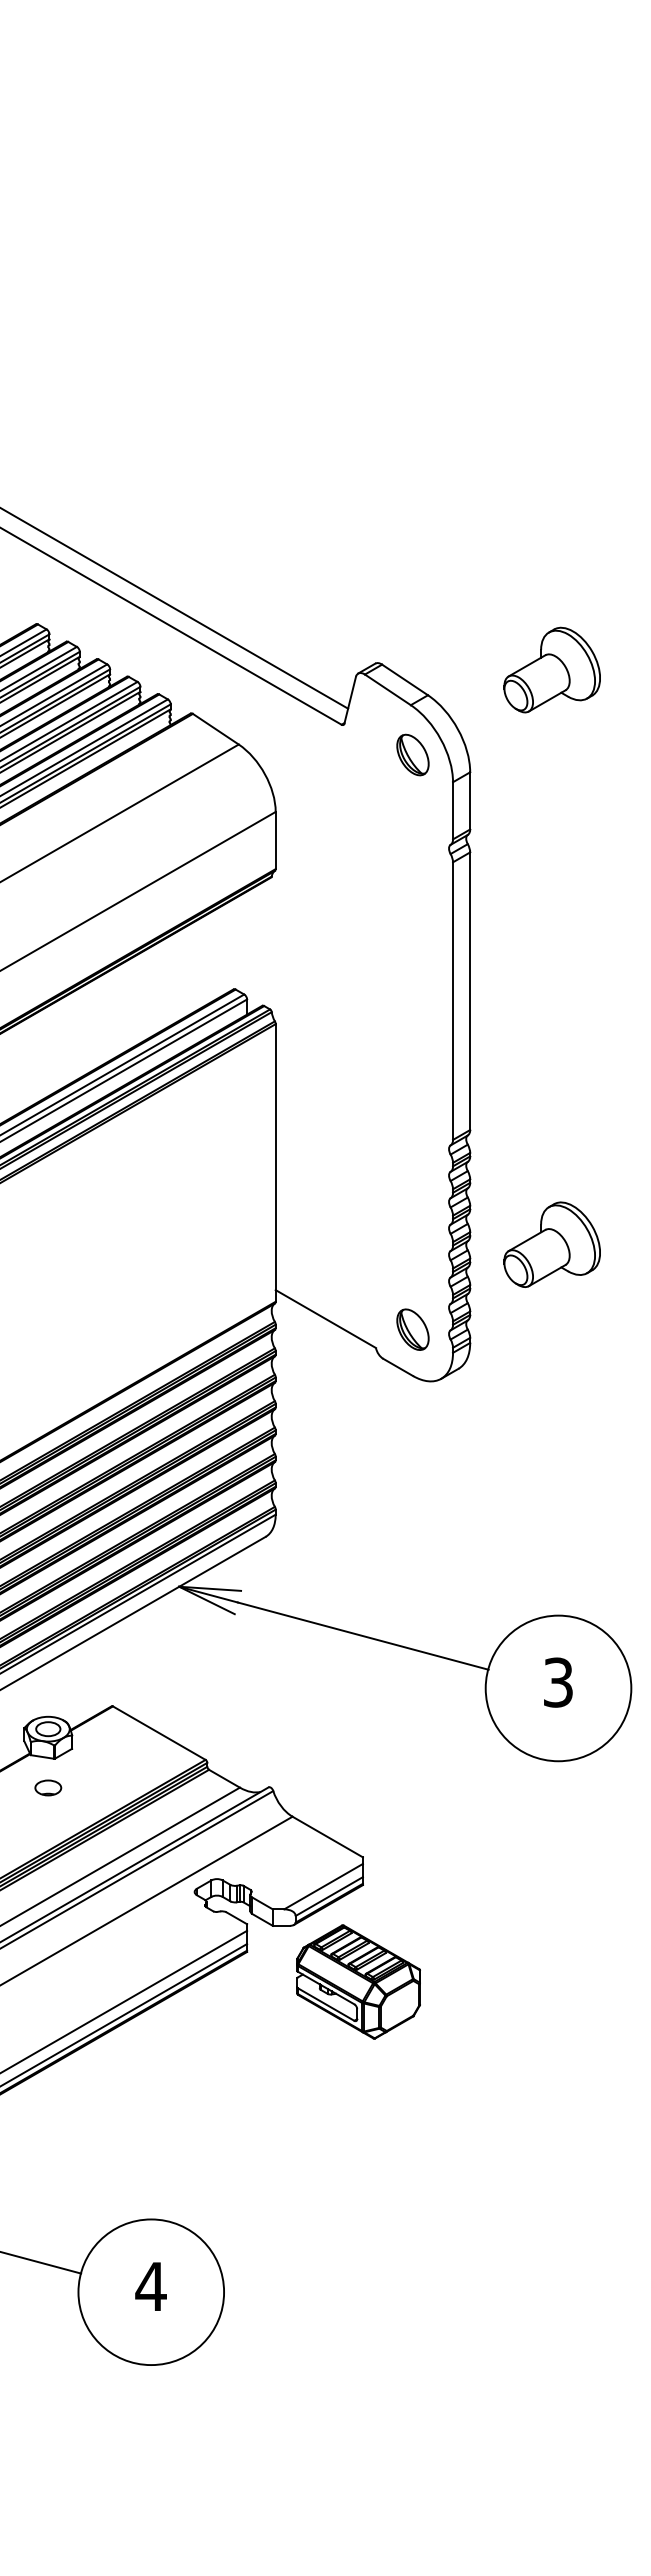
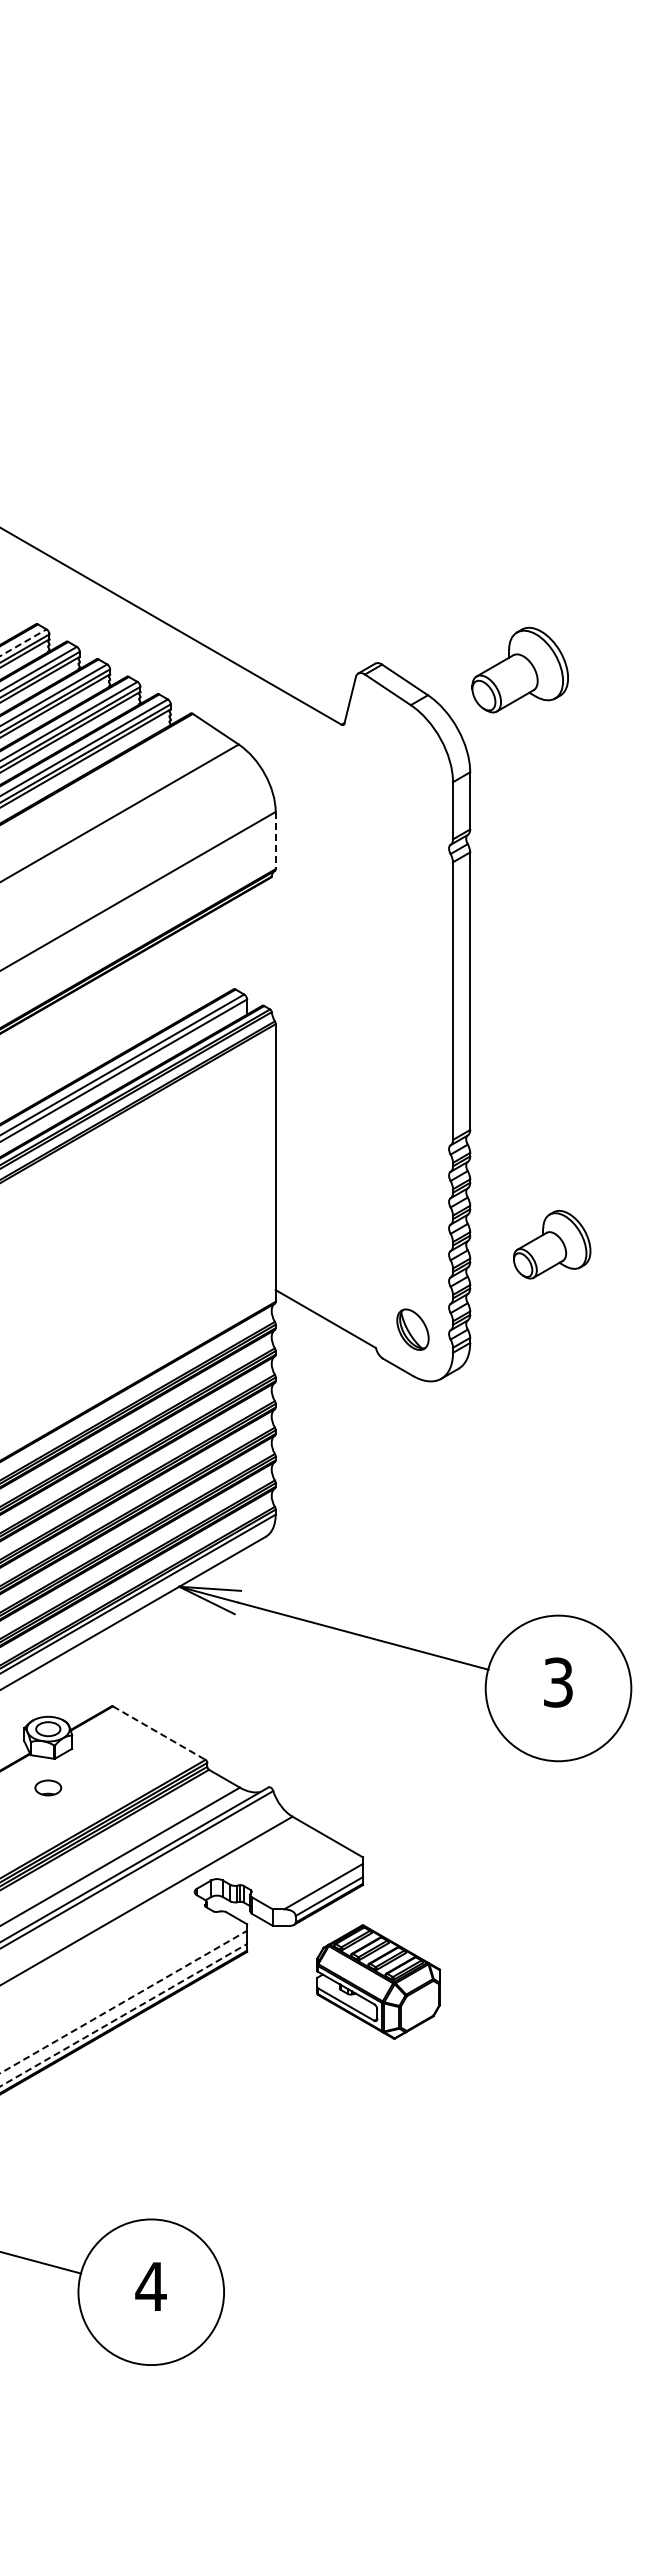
line: present -> none (175, 608)
line: solid -> dashed (24, 642)
part position: (551, 669) -> (519, 669) (519, 669)
part: present -> none (412, 754)
line: solid -> dashed (275, 840)
part size: 98x87 px -> 79x70 px (552, 1244)
line: solid -> dashed (159, 1733)
part position: (358, 1981) -> (378, 1981) (378, 1981)
line: solid -> dashed (124, 2001)
line: solid -> dashed (124, 2014)
